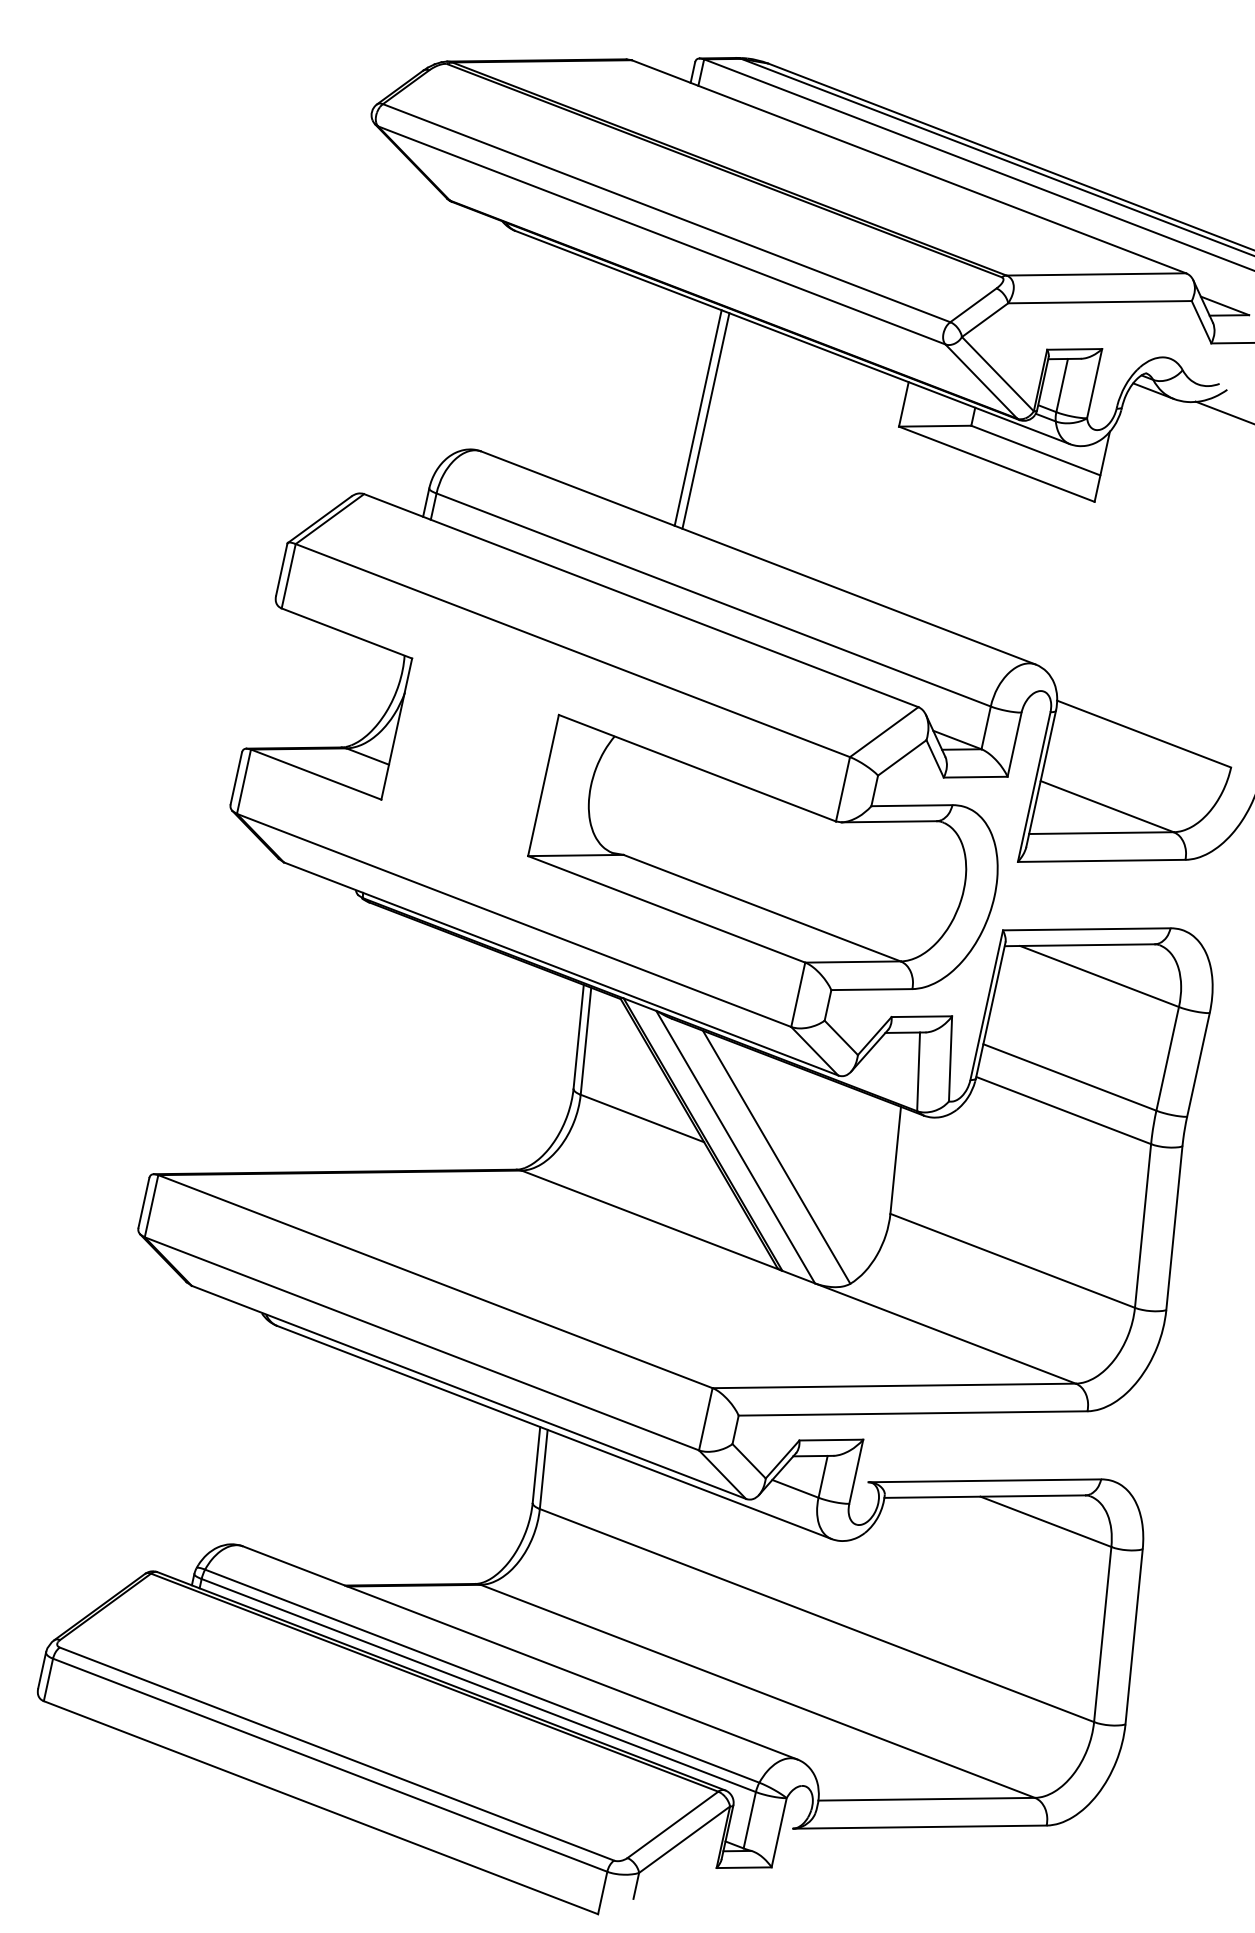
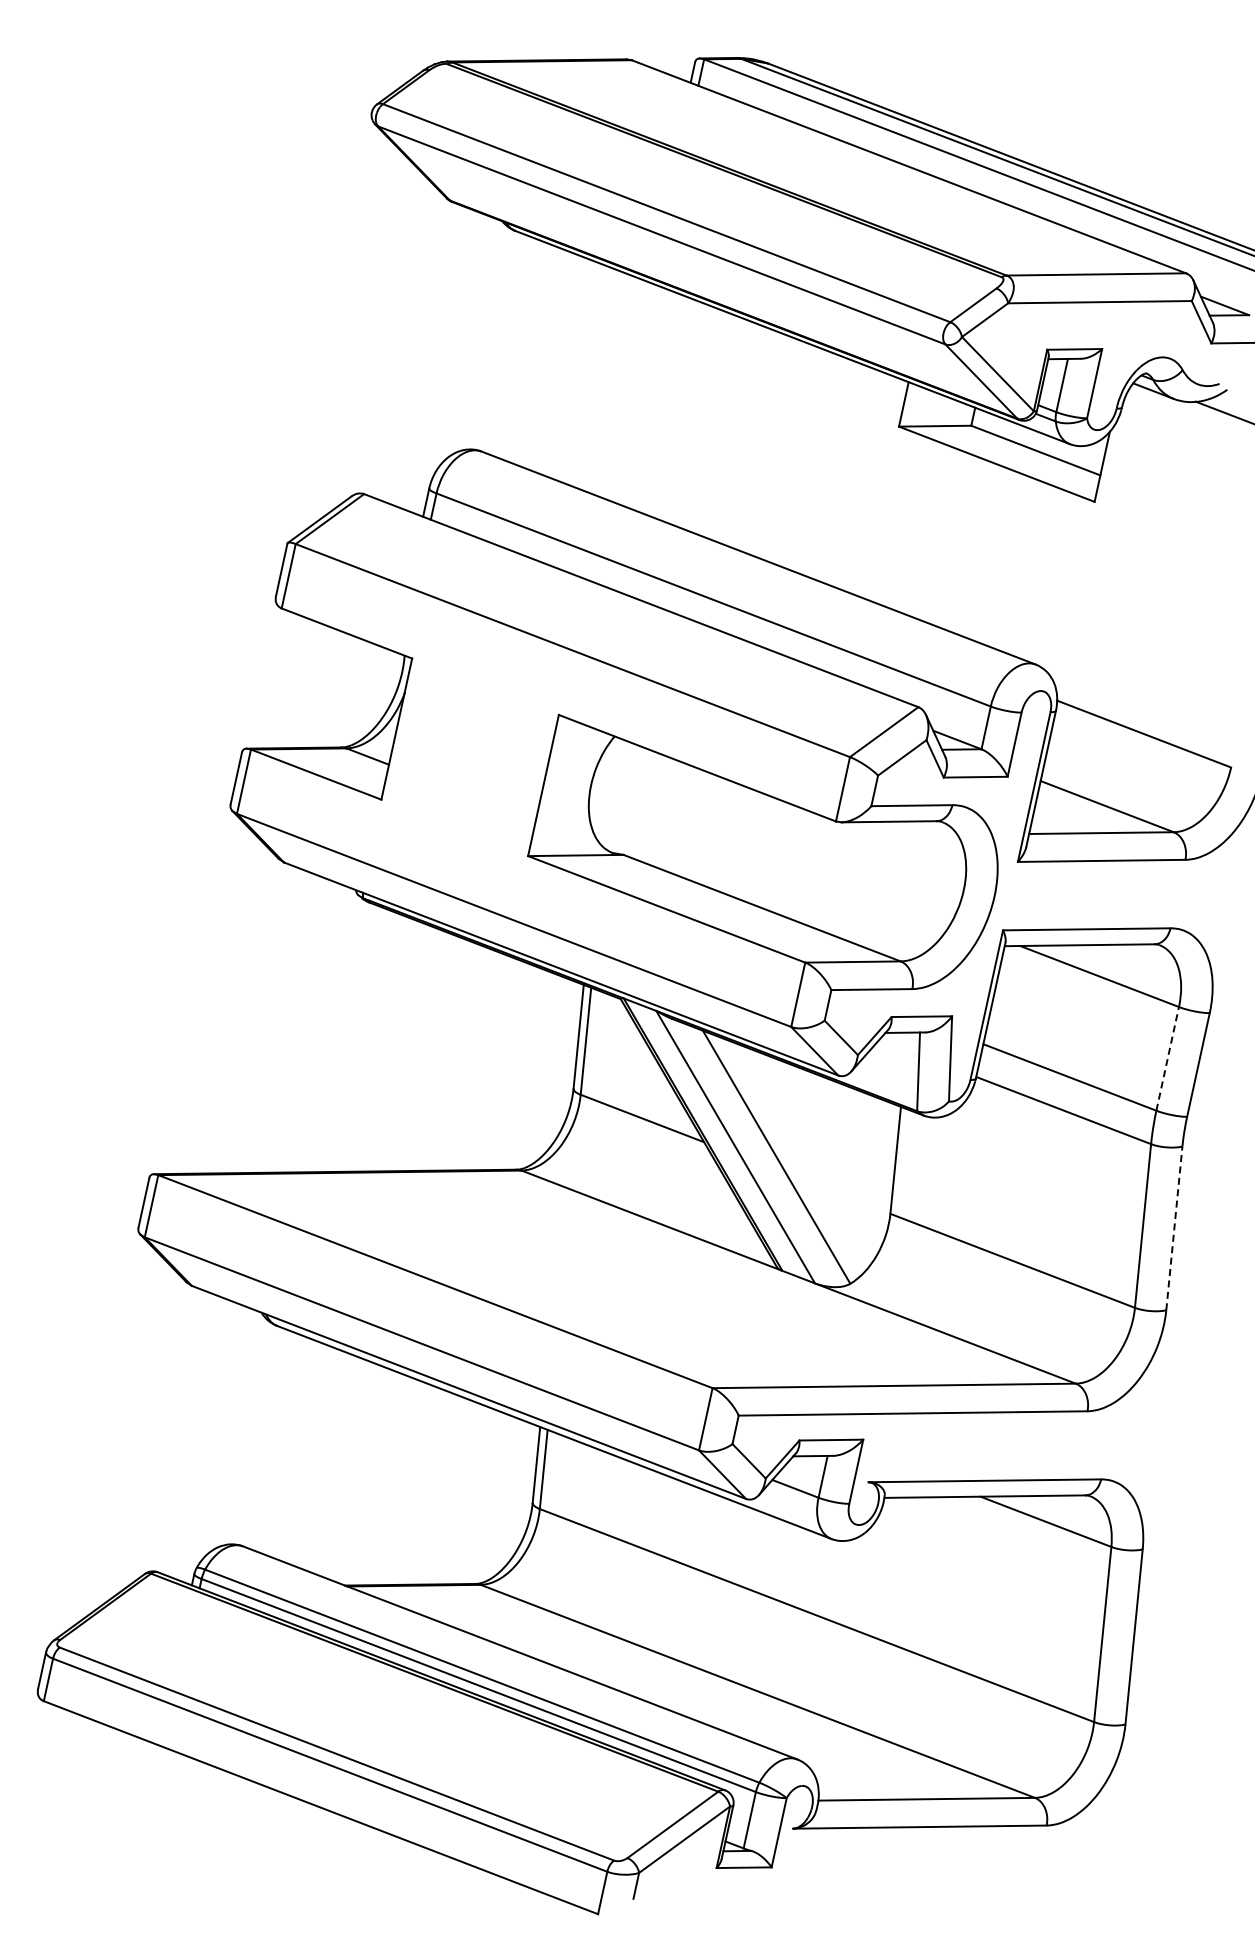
line: present -> none (697, 417)
line: present -> none (705, 420)
line: solid -> dashed (1167, 1058)
line: solid -> dashed (1174, 1227)
